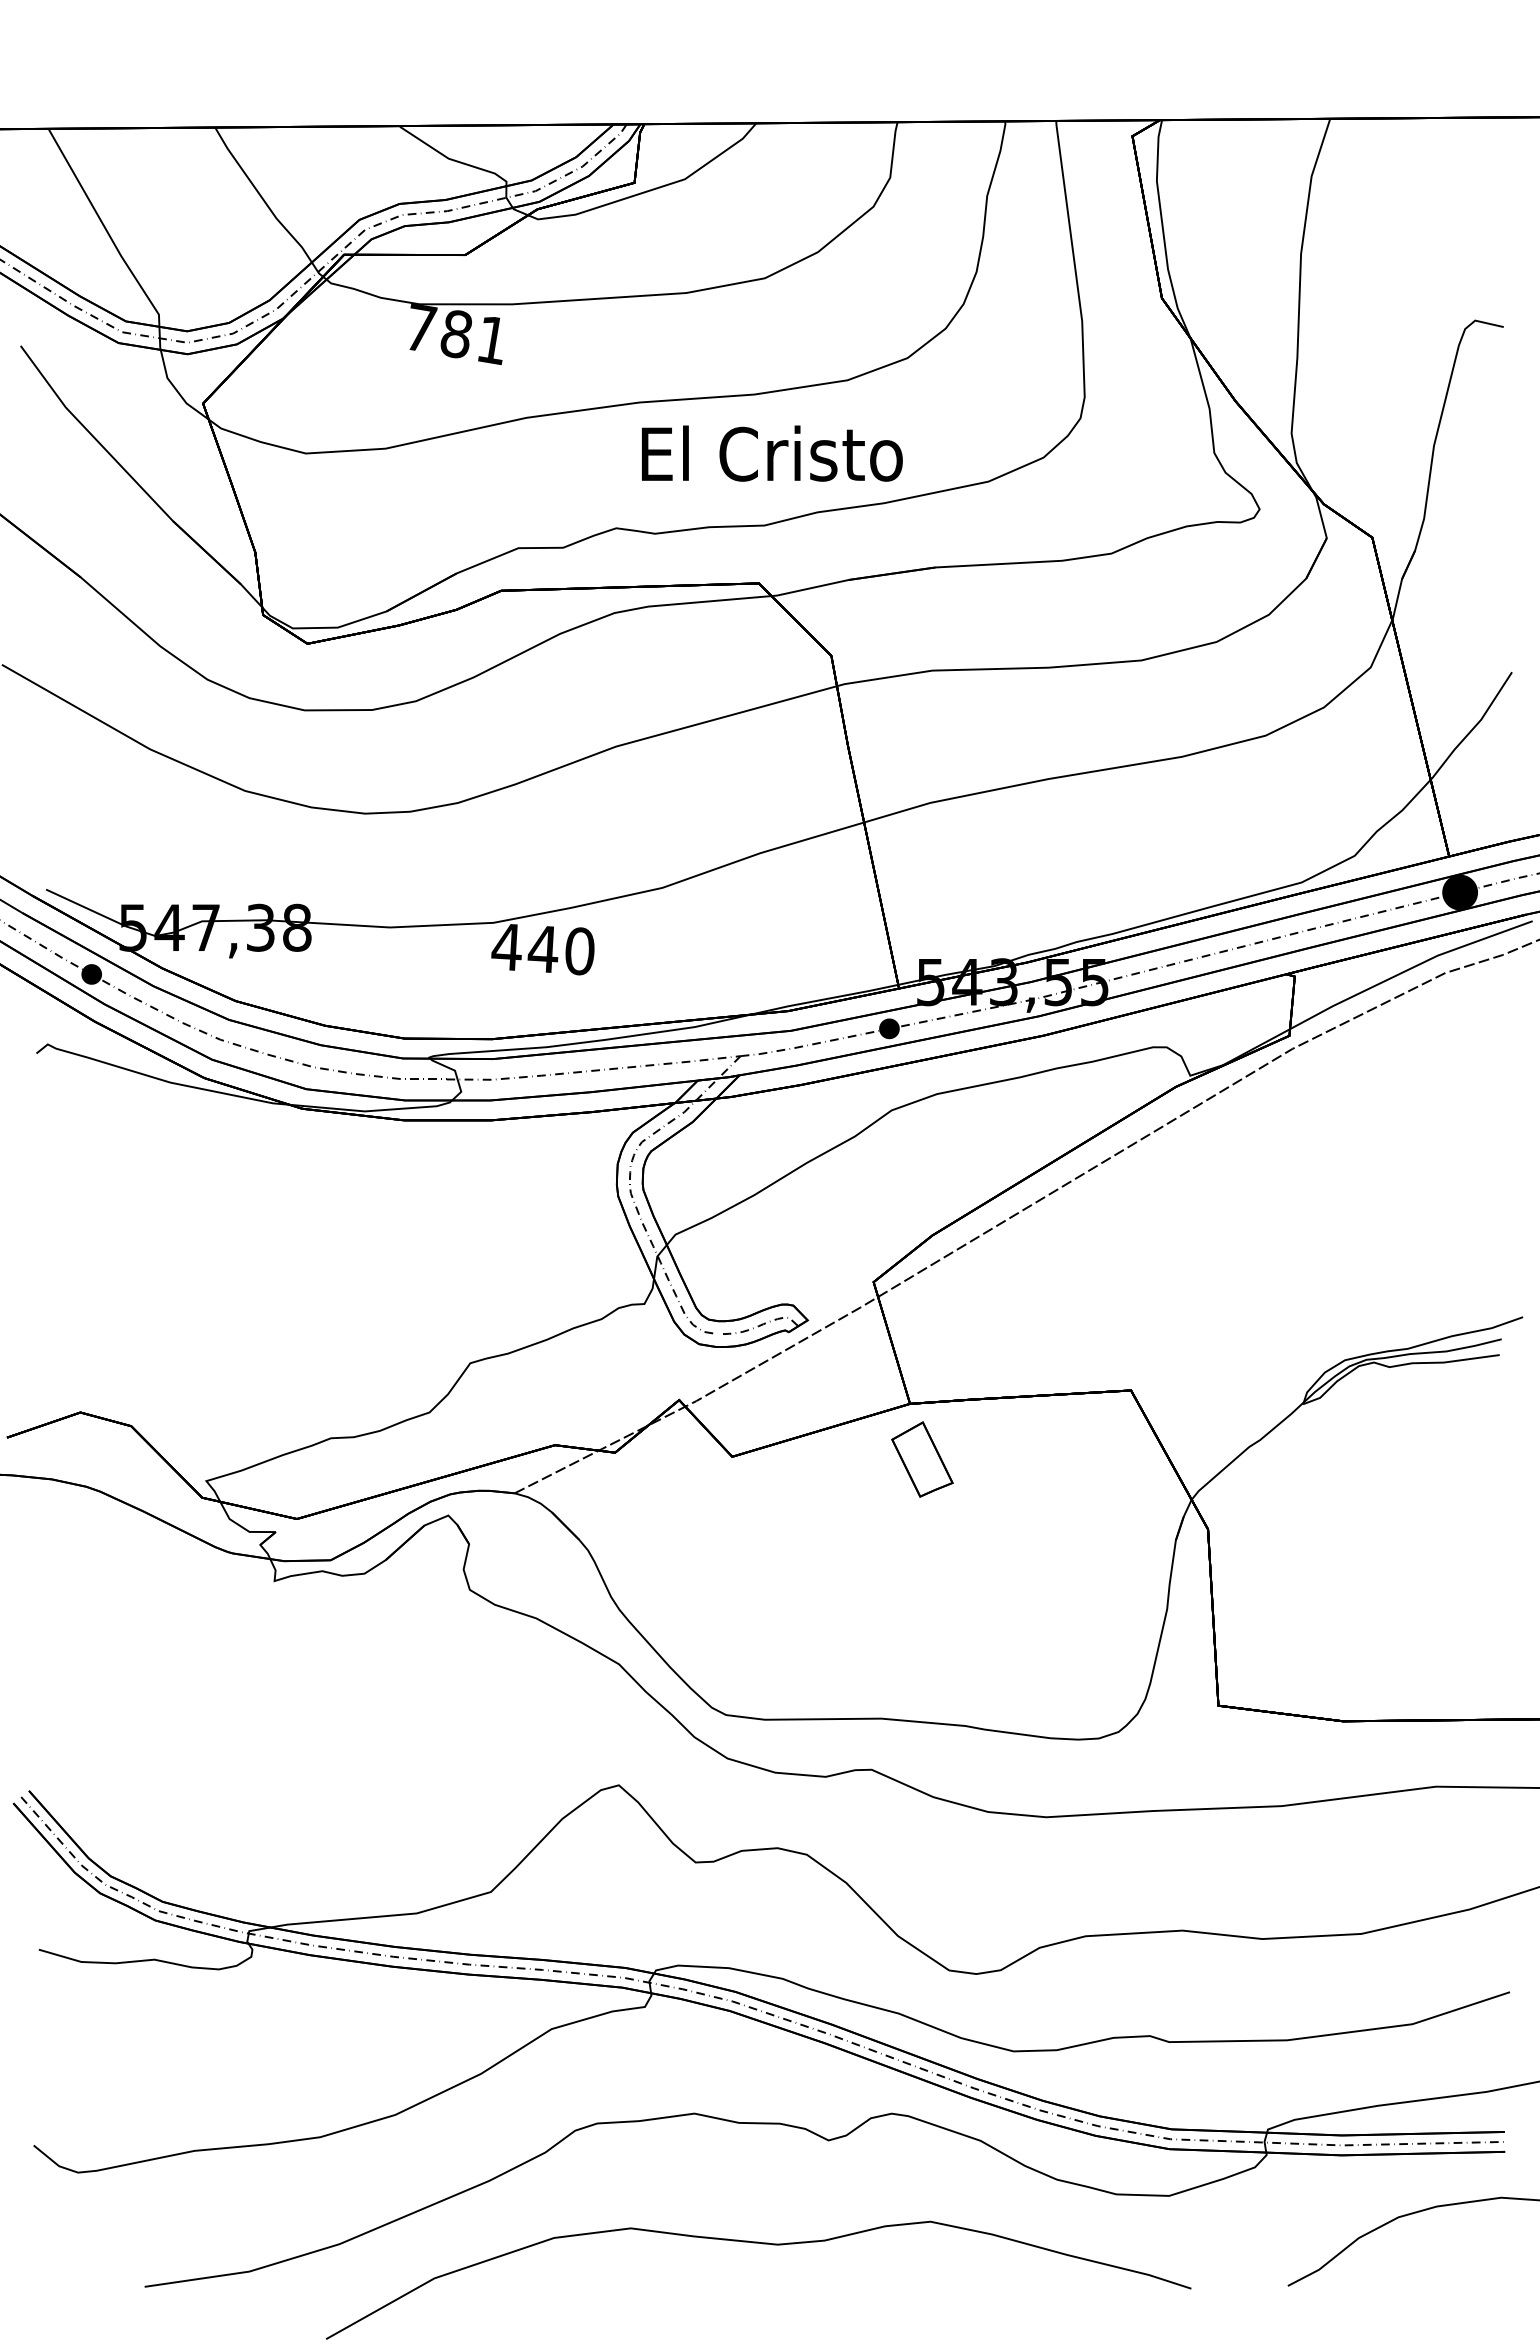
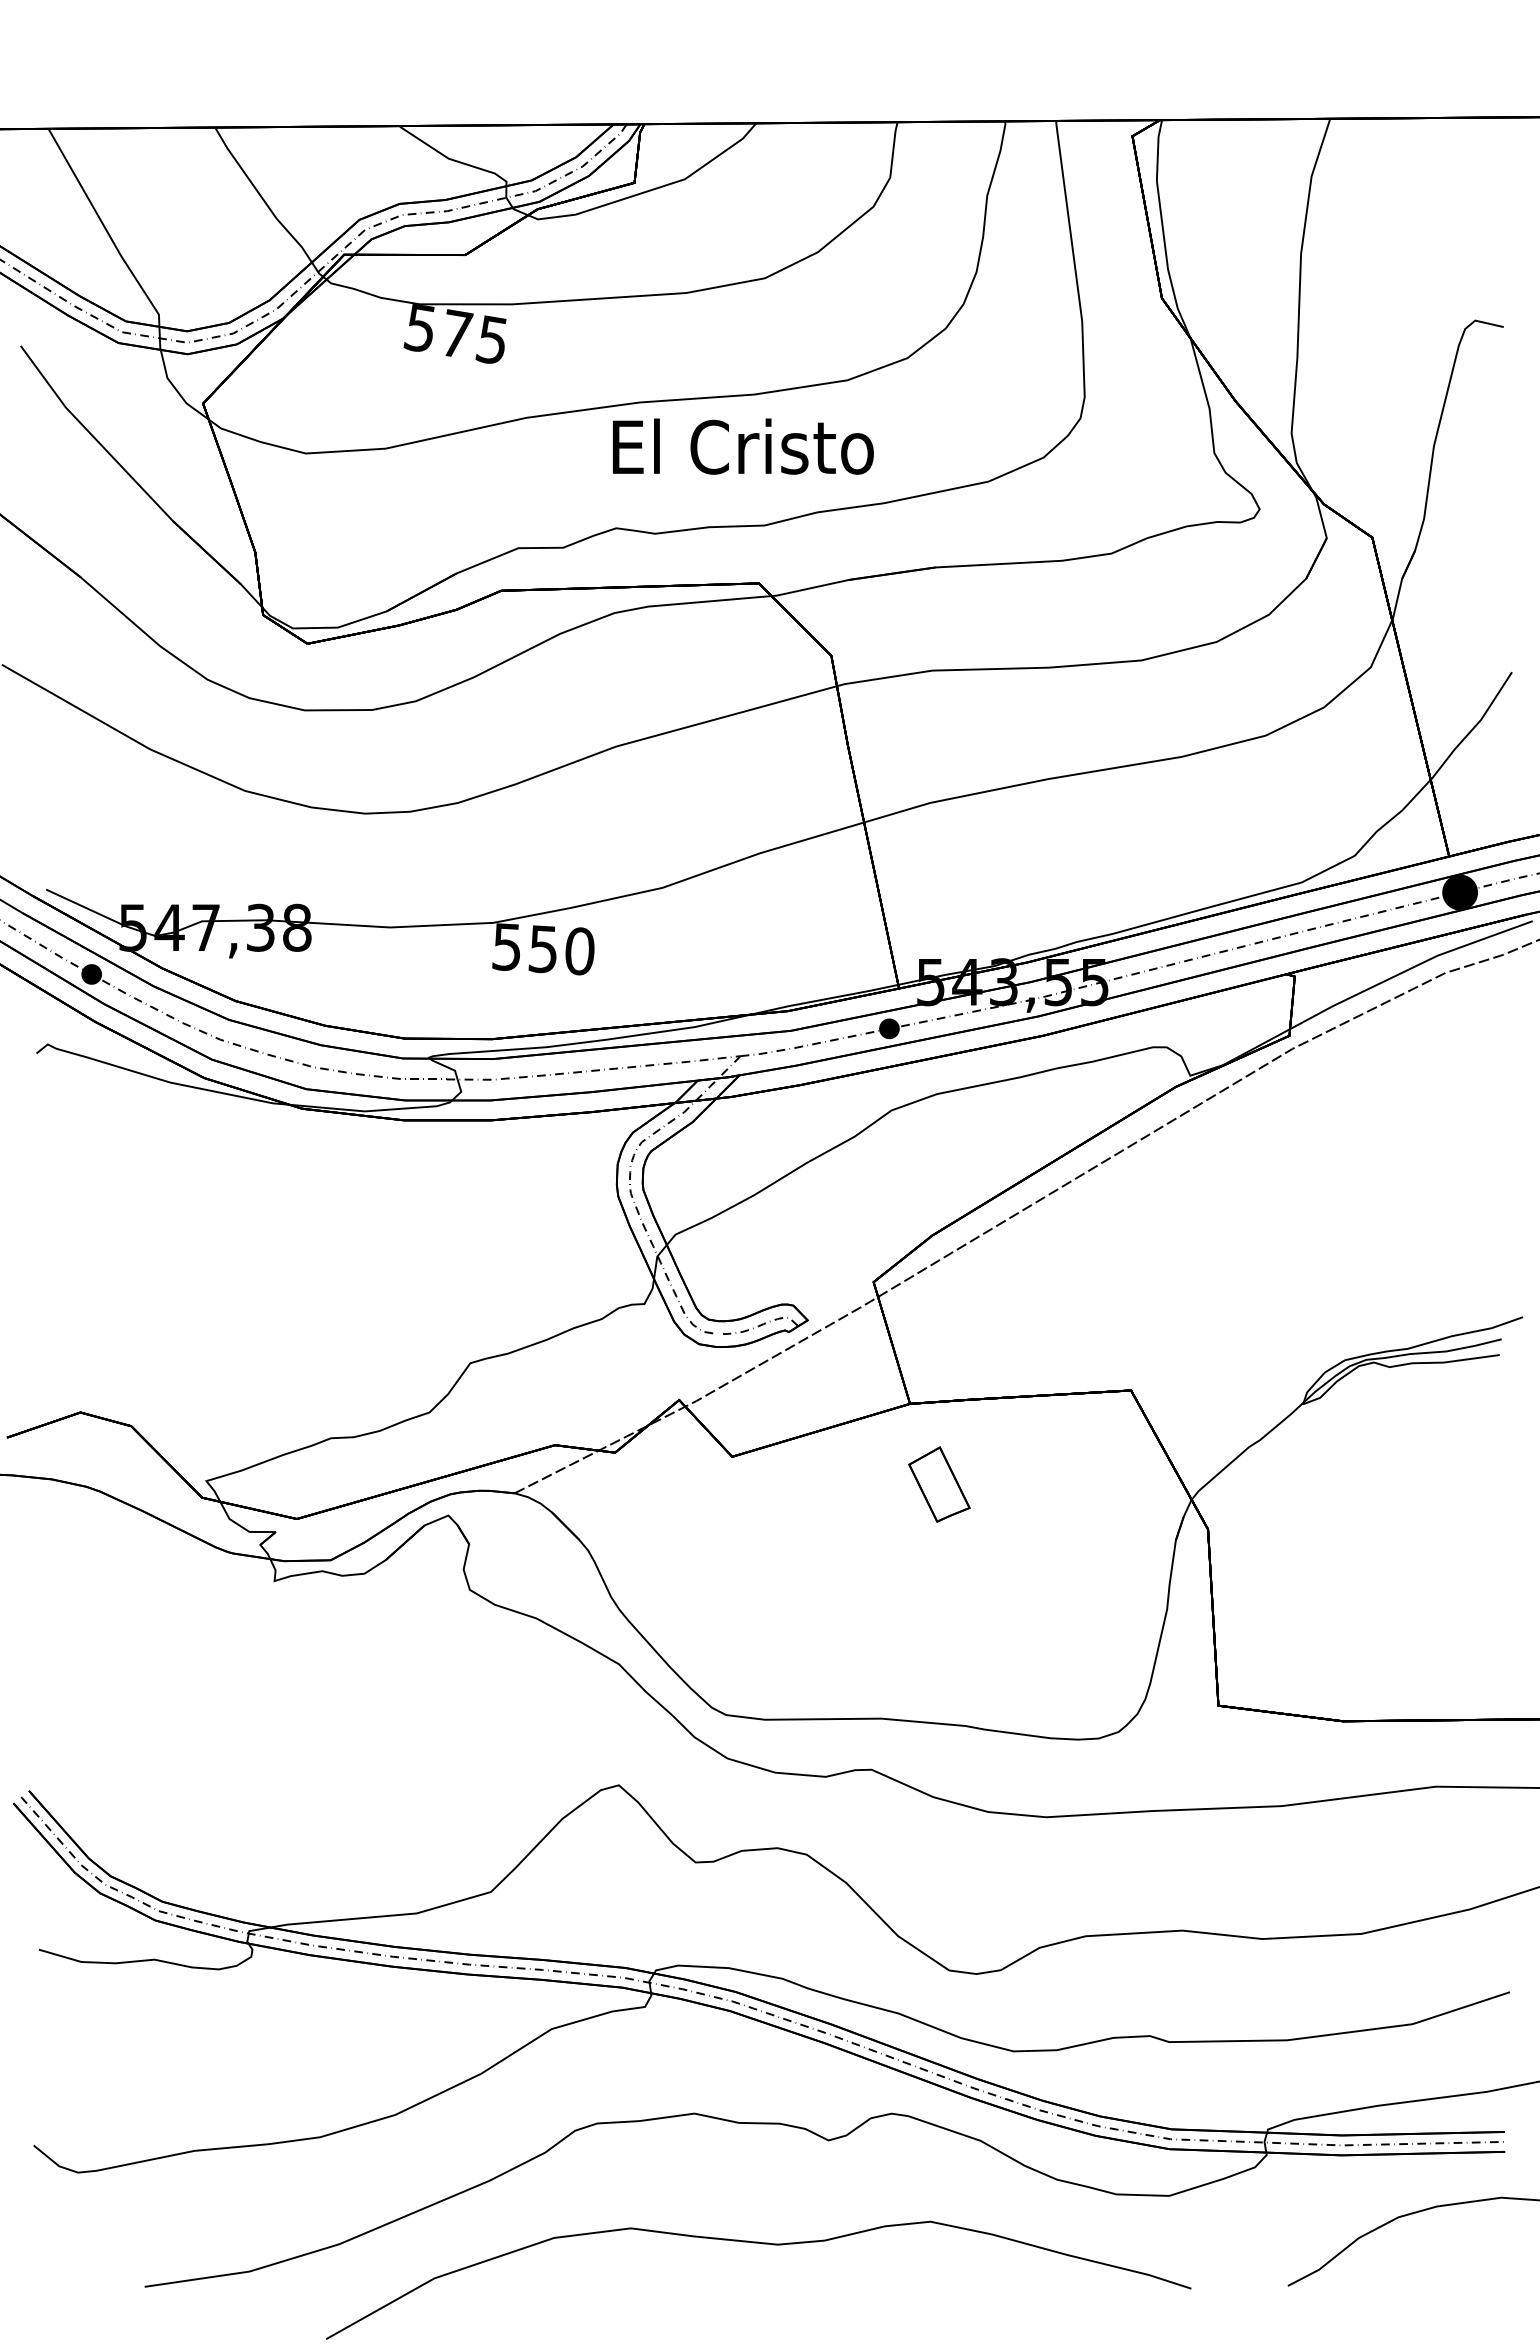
text: 781 -> 575 (454, 334)
text position: (772, 453) -> (743, 446) (743, 446)
text: 440 -> 550 (524, 948)
part position: (922, 1459) -> (939, 1484) (939, 1484)
